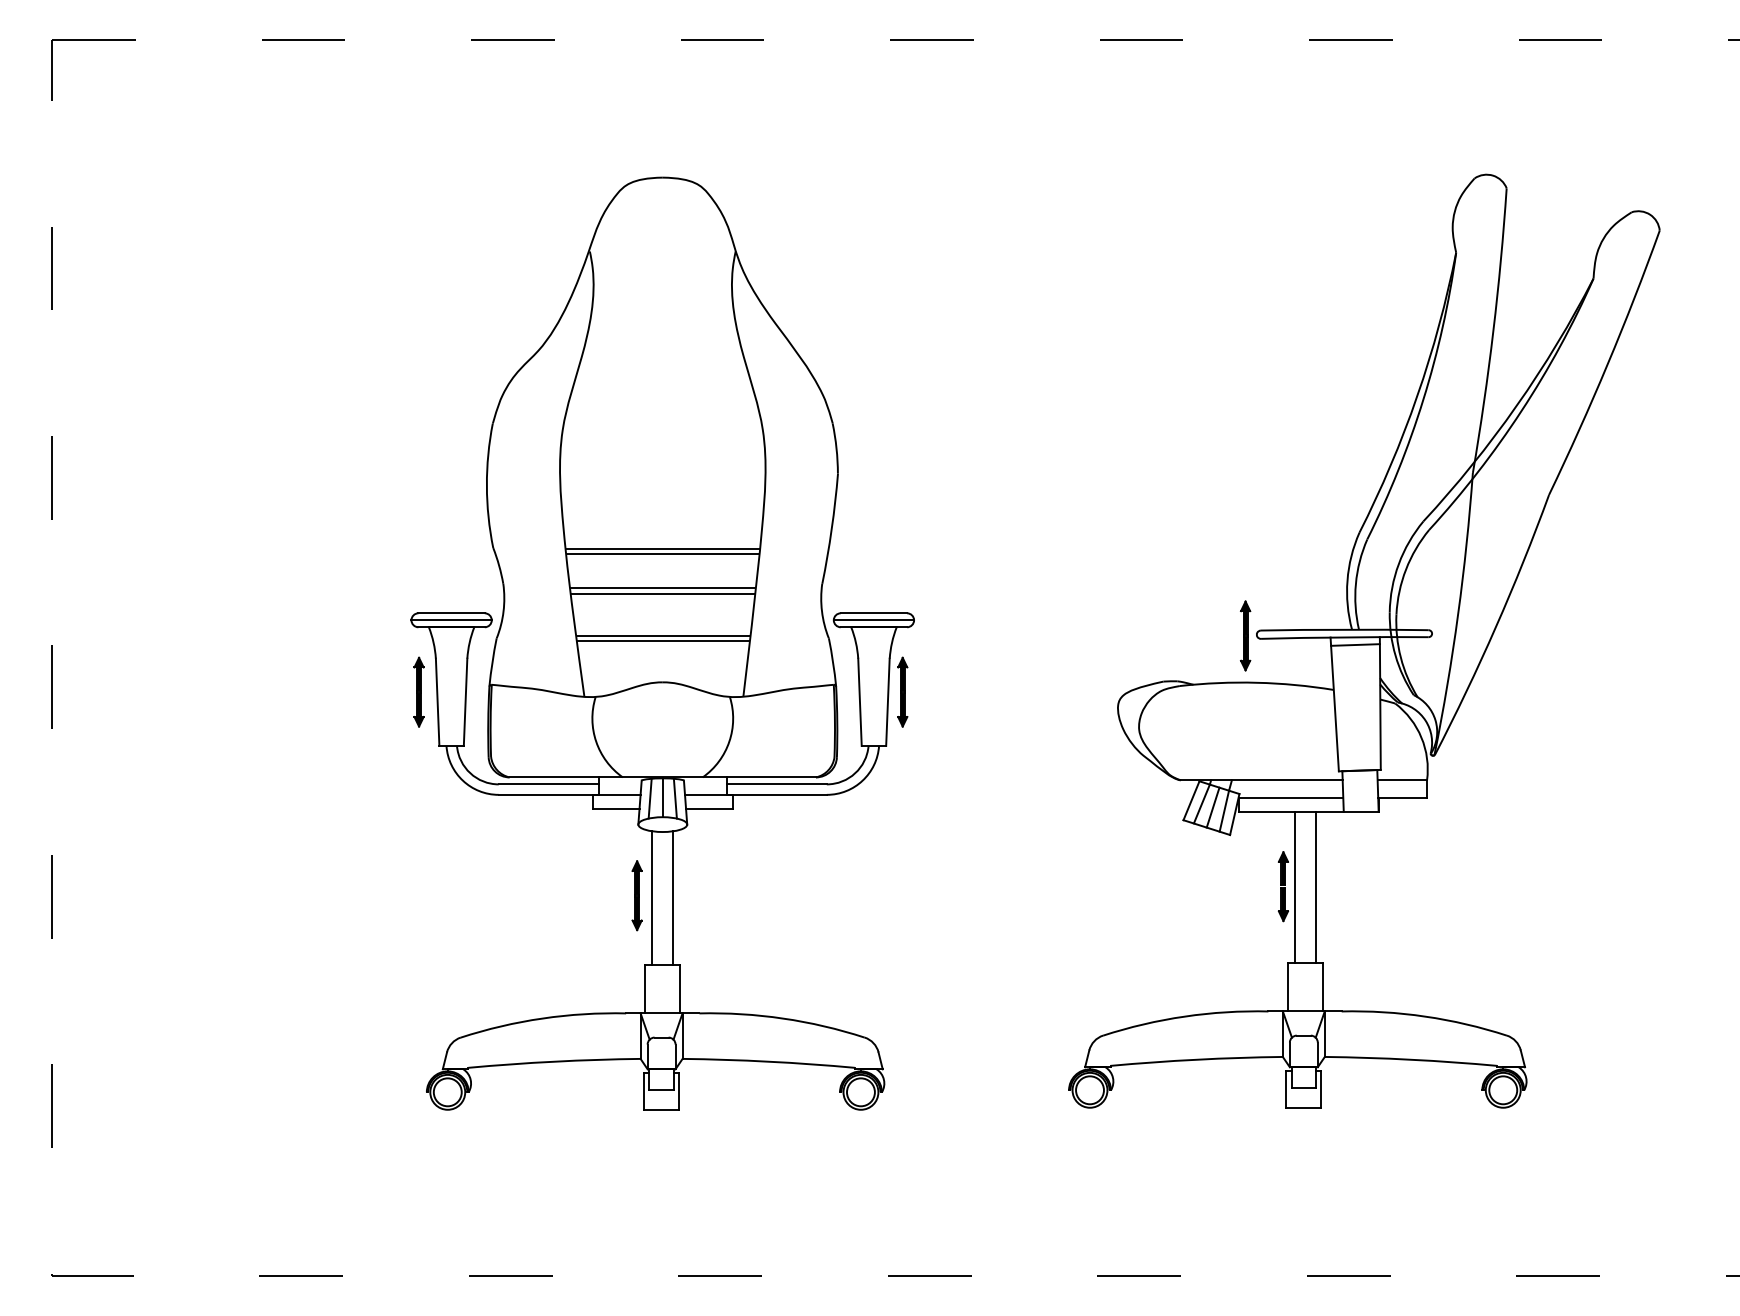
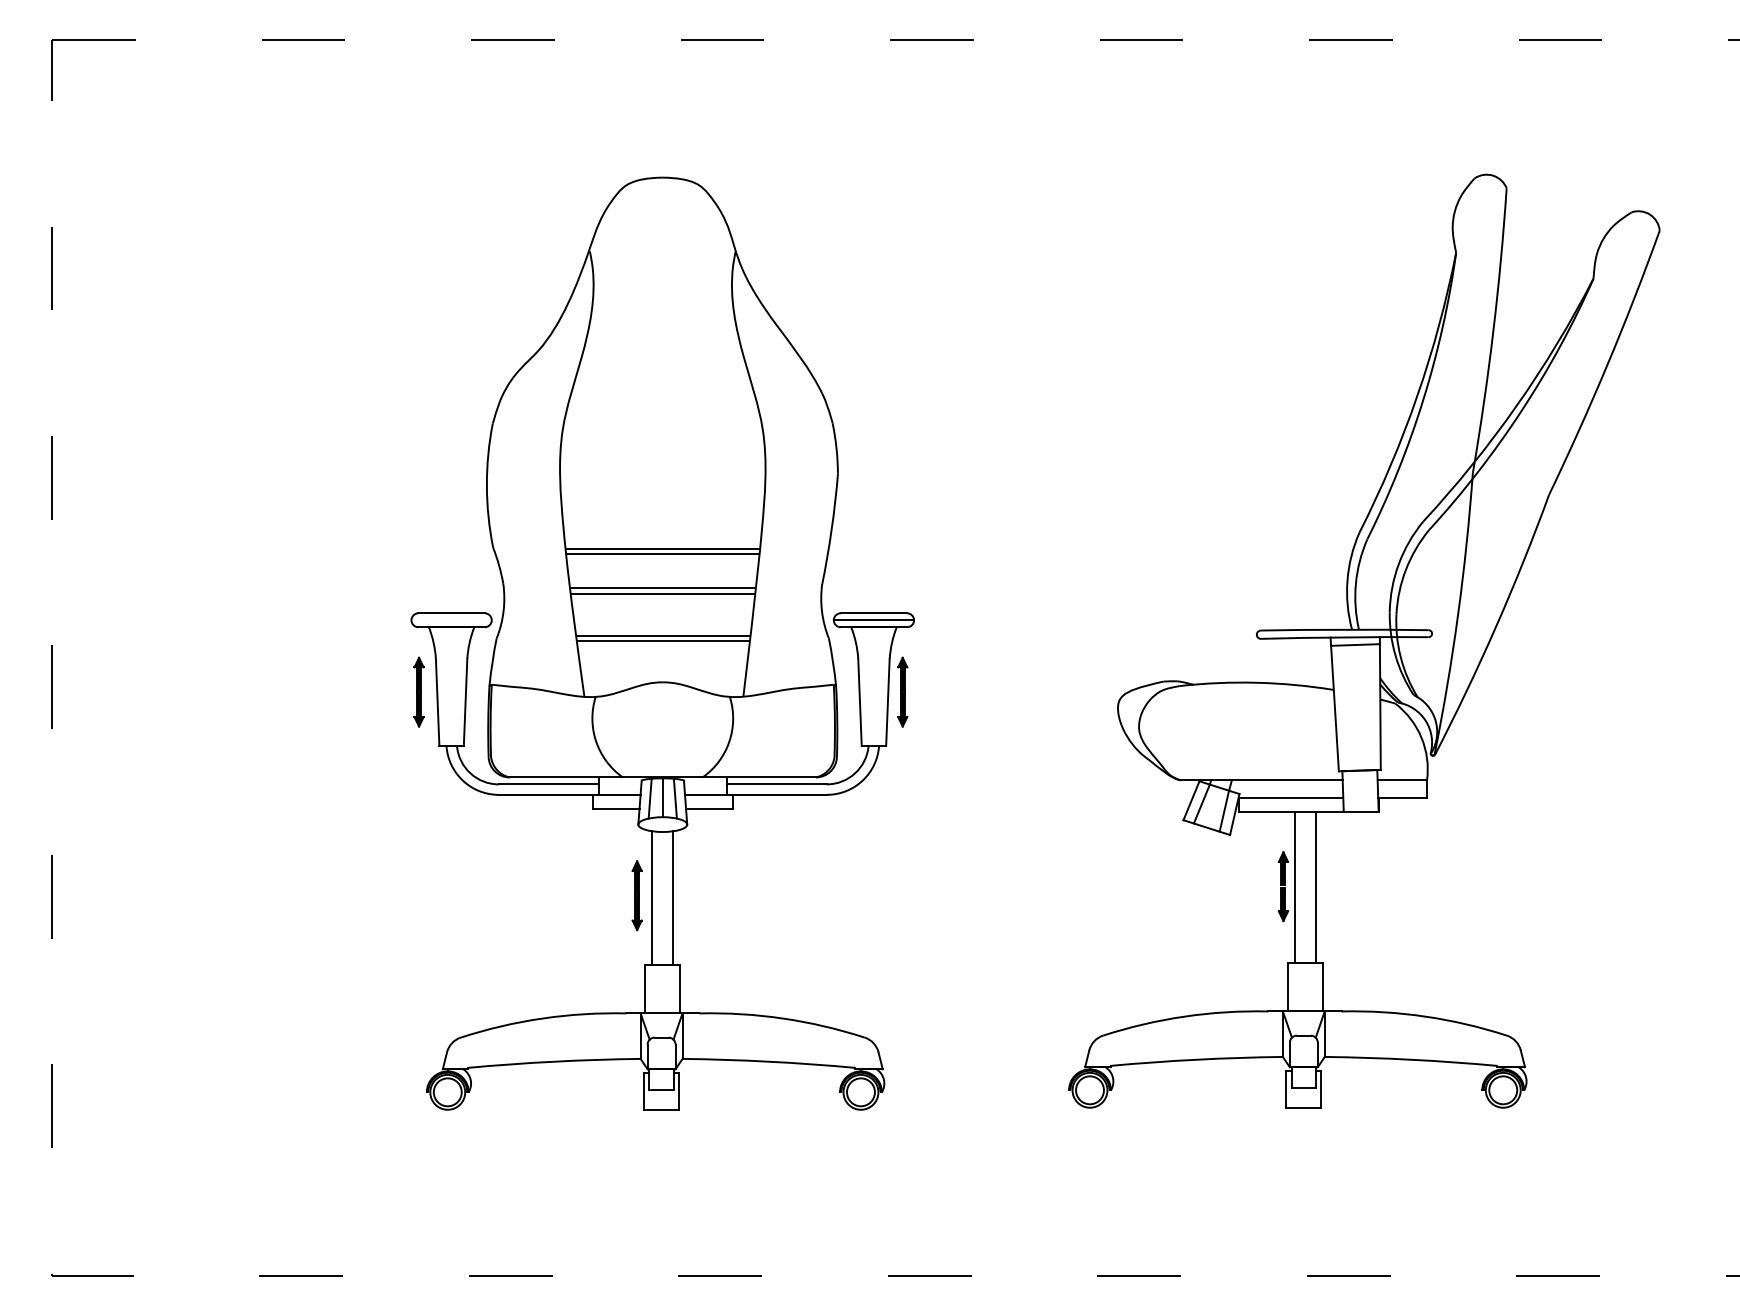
line: present -> none (451, 620)
part: present -> none (1245, 635)
line: present -> none (1212, 807)
